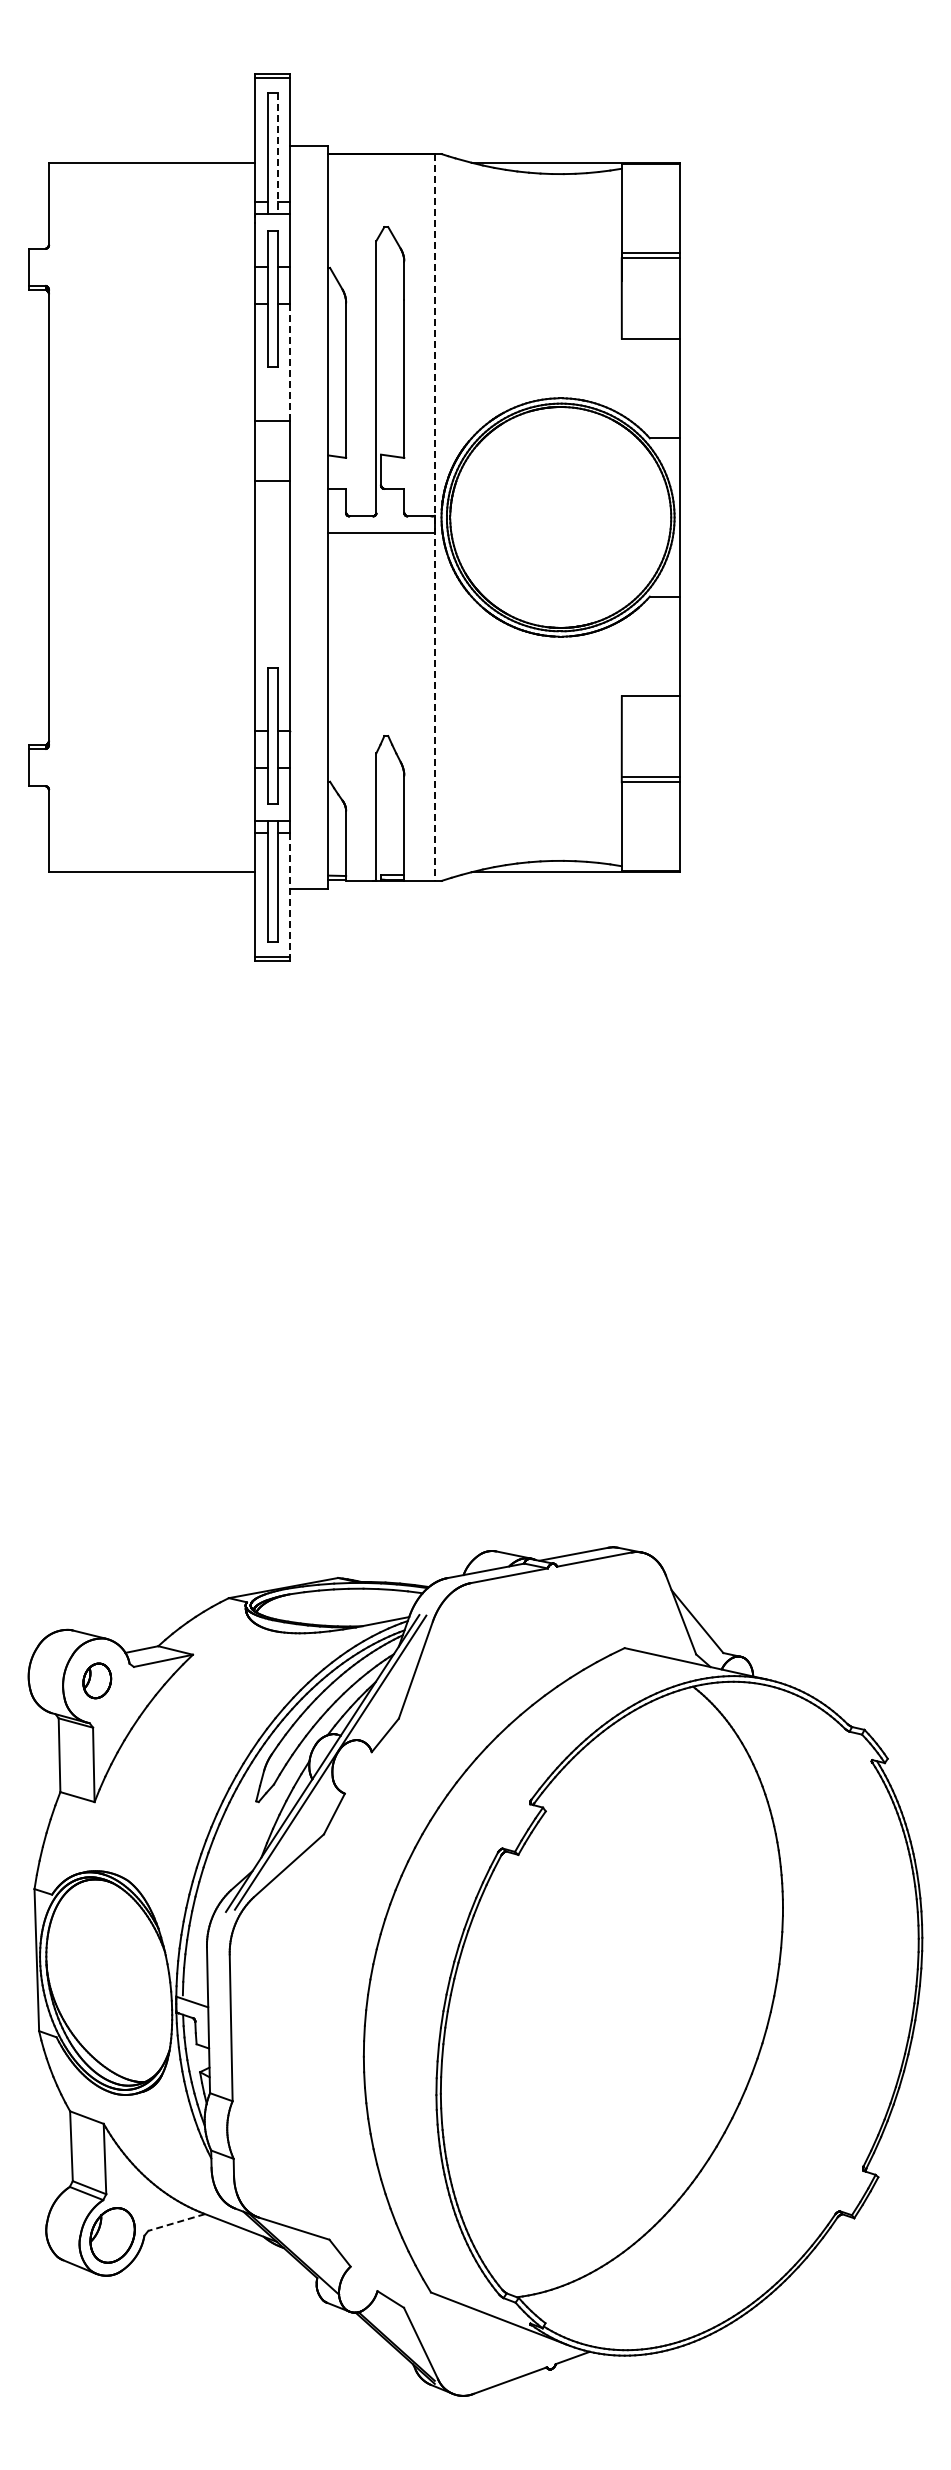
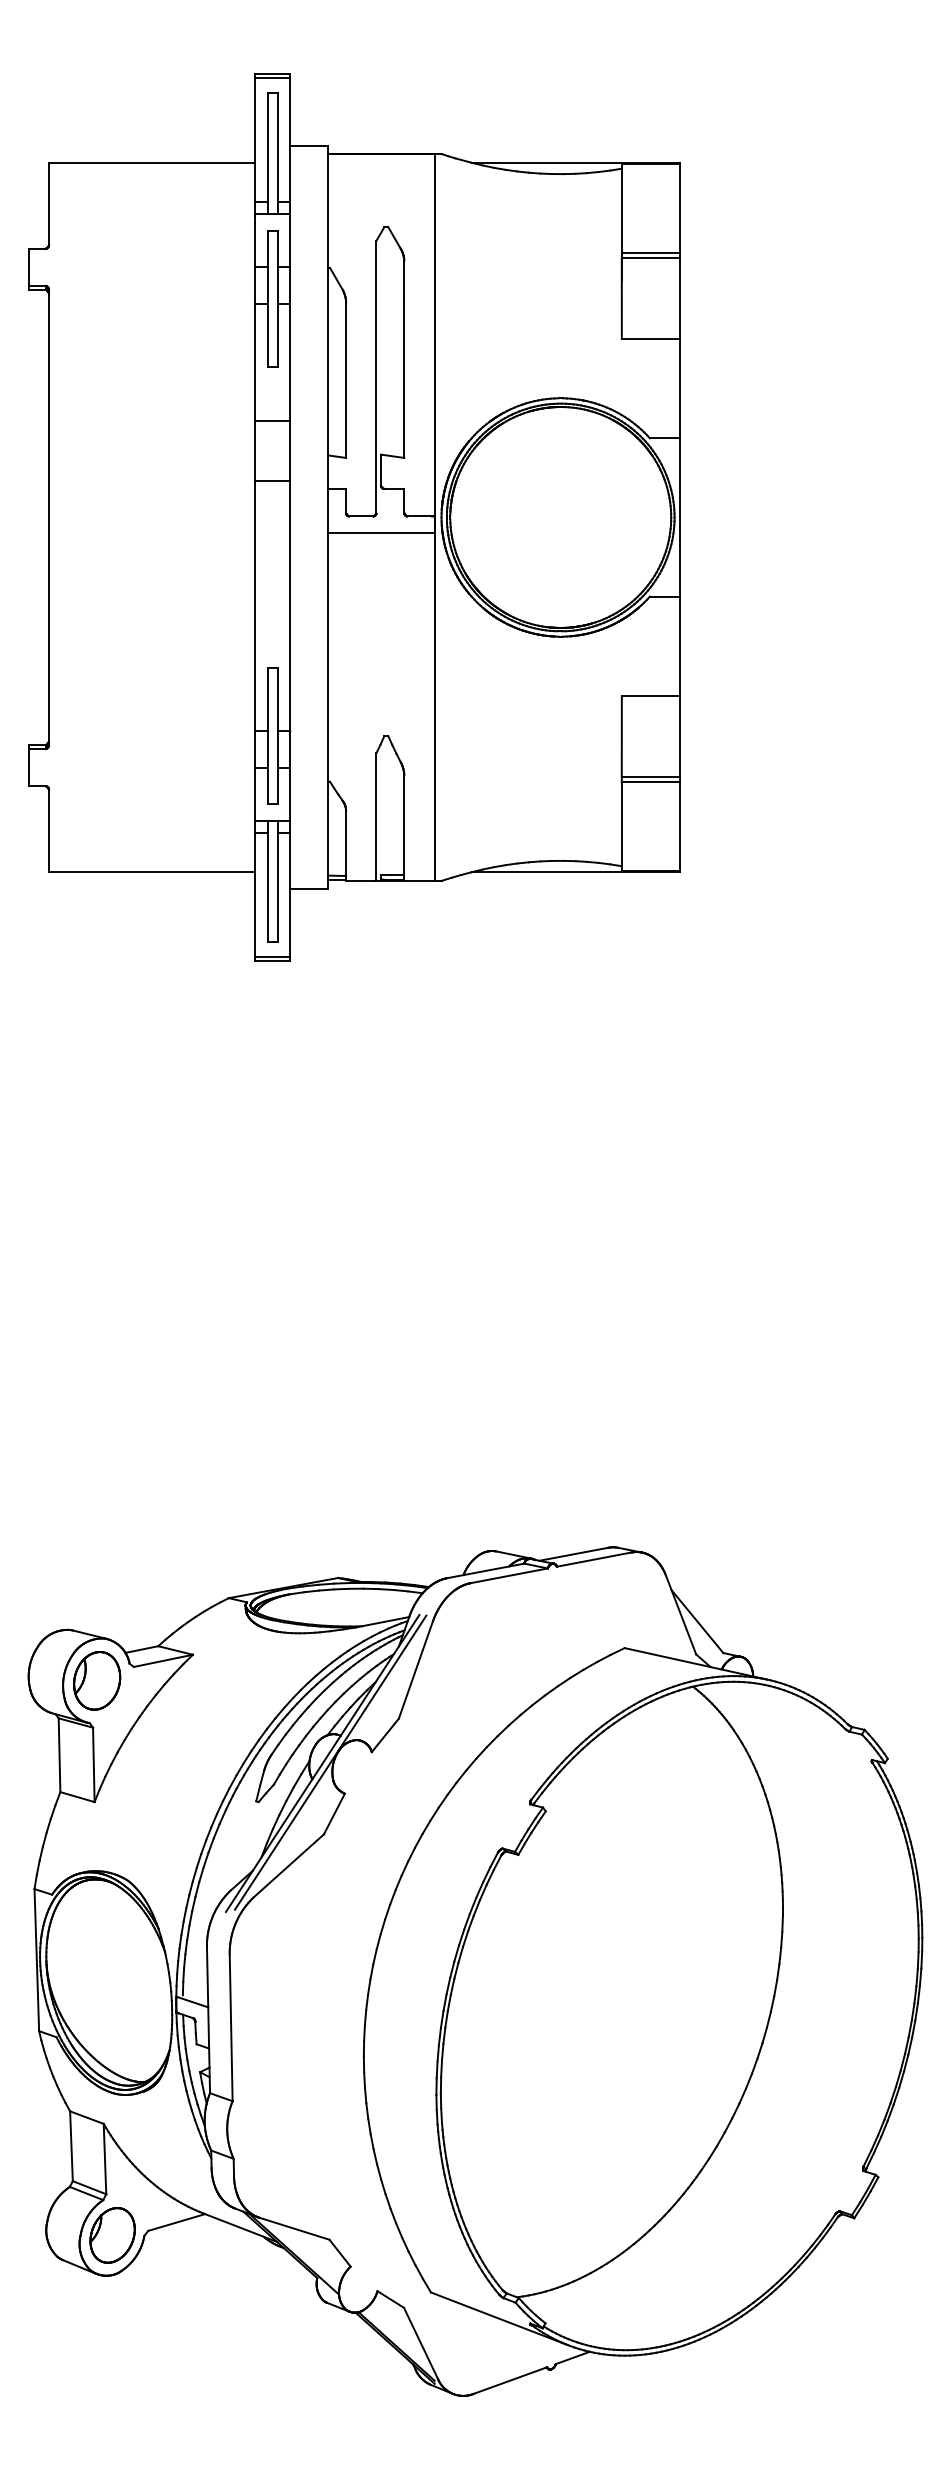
line: dashed -> solid (277, 153)
line: dashed -> solid (290, 362)
line: dashed -> solid (434, 518)
line: dashed -> solid (290, 895)
part size: 31x38 px -> 49x60 px (97, 1680)
line: dashed -> solid (176, 2222)
